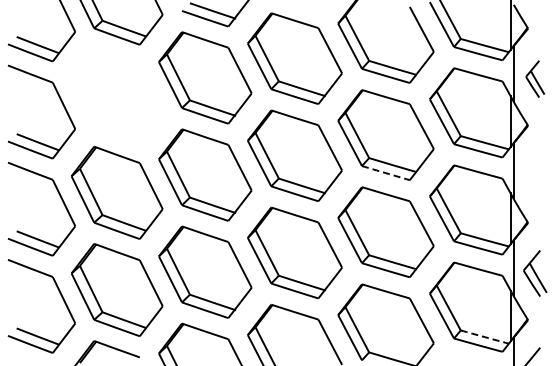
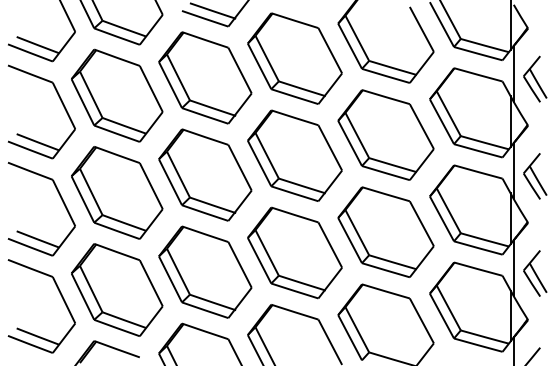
part size: 20x38 px -> 25x48 px (535, 78)
part: none -> present (117, 95)
arc: dashed -> solid (385, 173)
part: none -> present (535, 176)
arc: dashed -> solid (484, 337)
